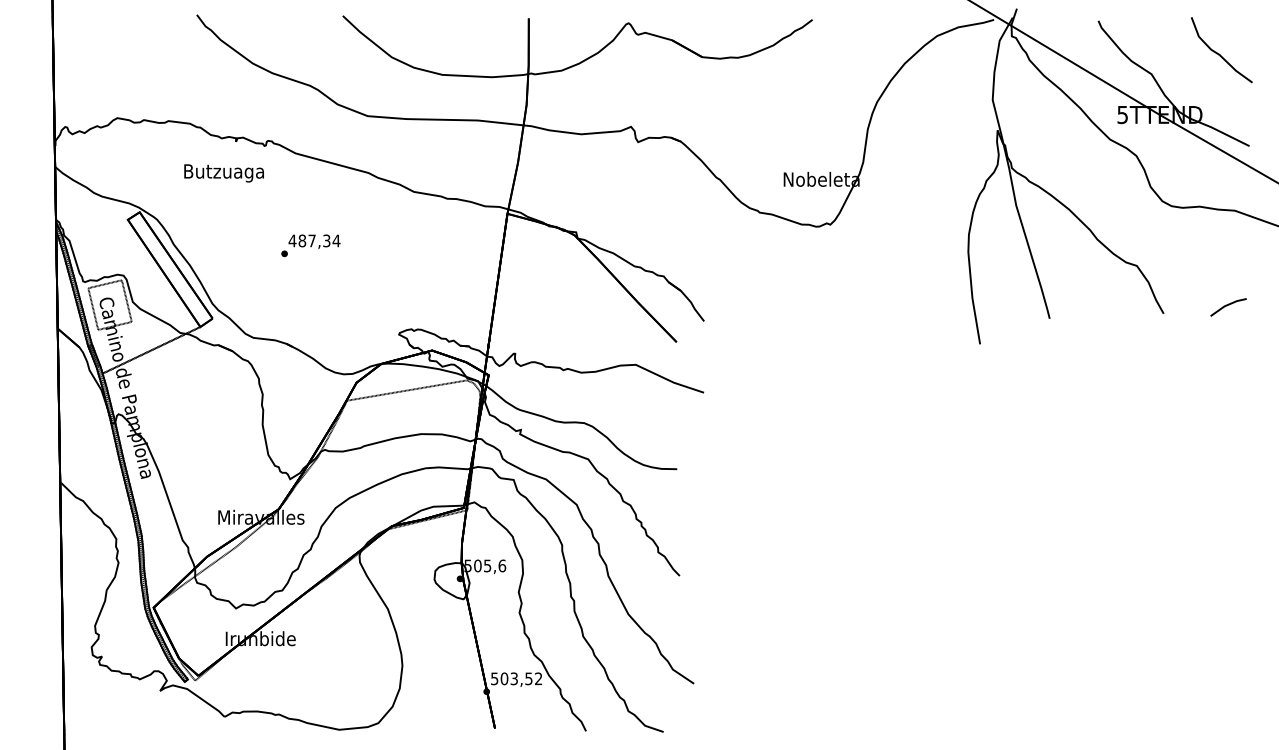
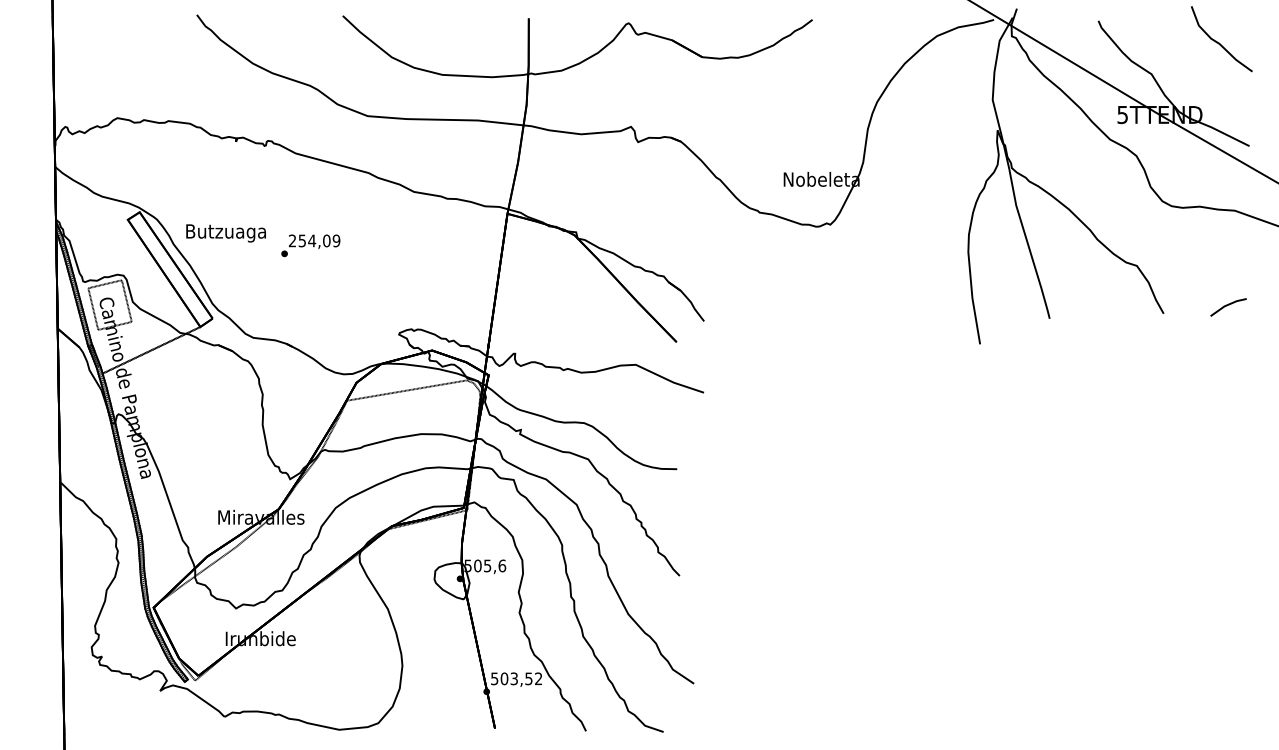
part position: (1221, 50) -> (1221, 39) (1221, 39)
text position: (223, 173) -> (225, 233) (225, 233)
text: 487,34 -> 254,09 (314, 240)
